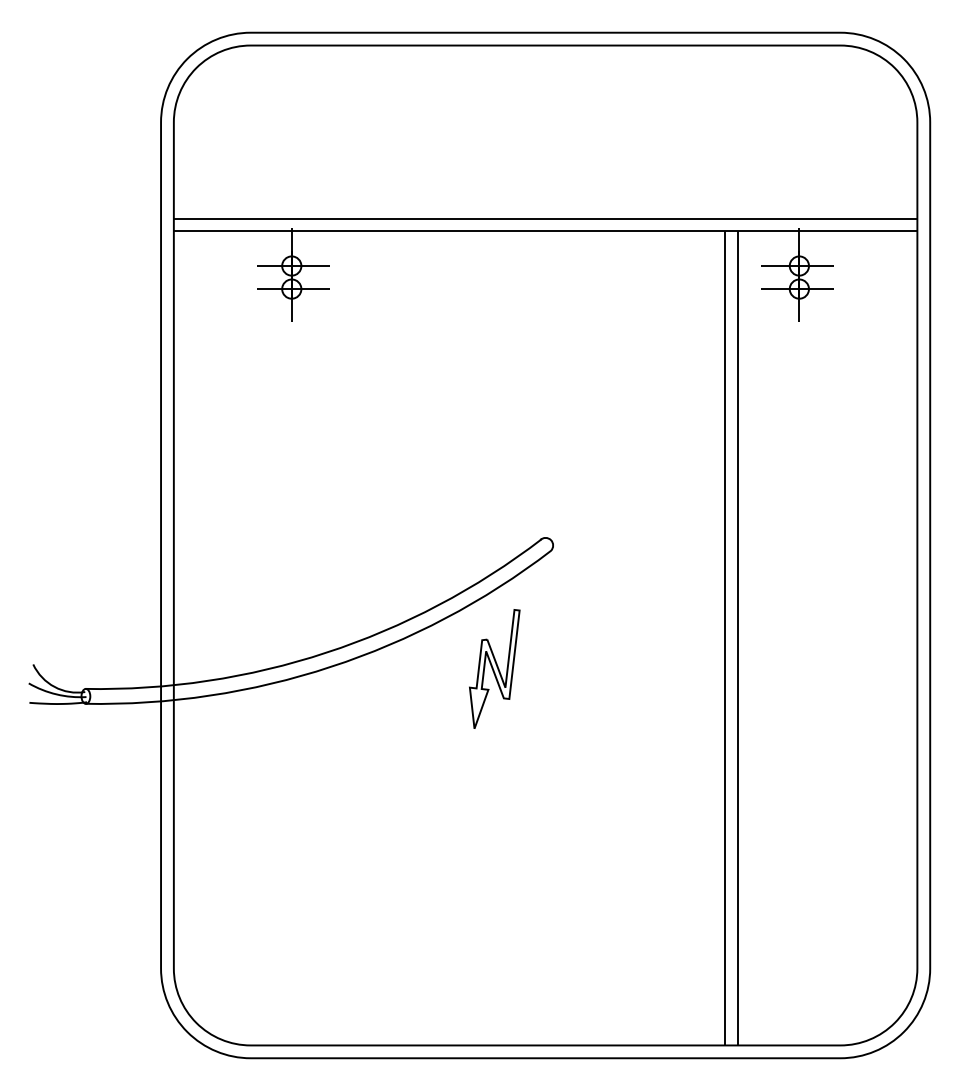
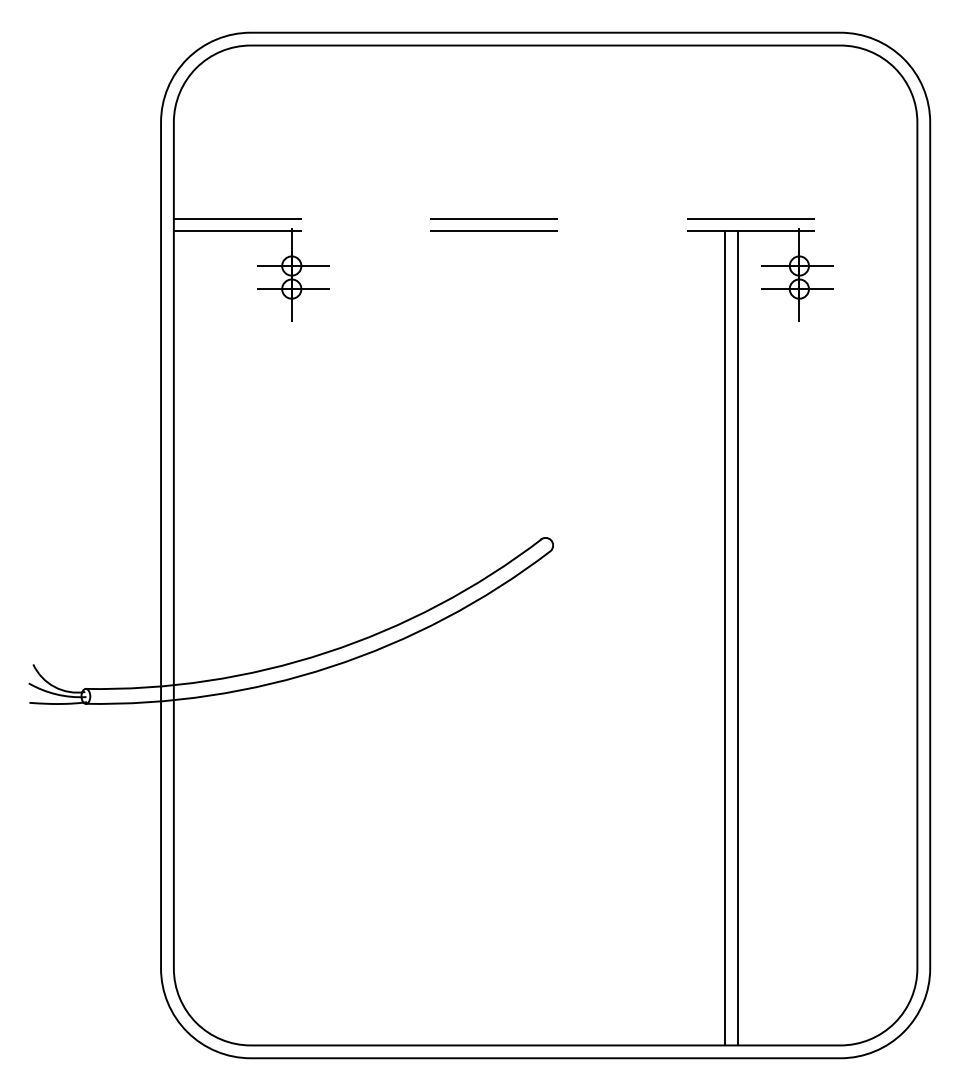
line: solid -> dashed (545, 218)
line: solid -> dashed (545, 231)
part: present -> none (494, 668)
